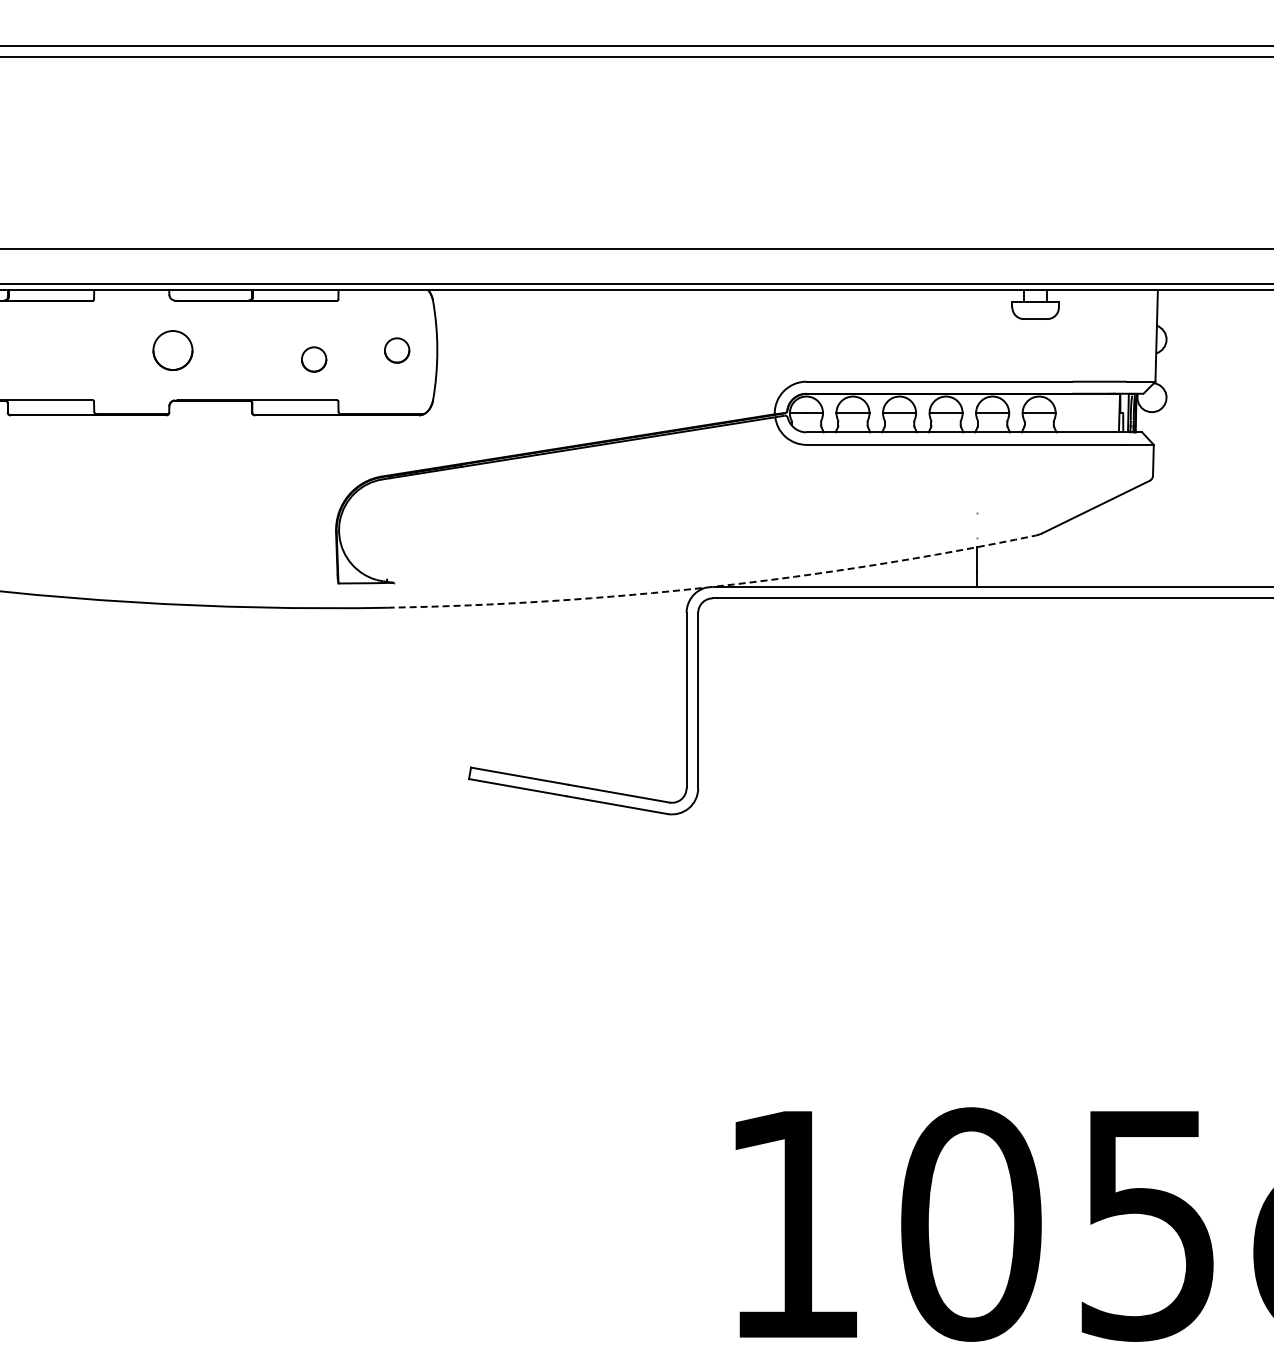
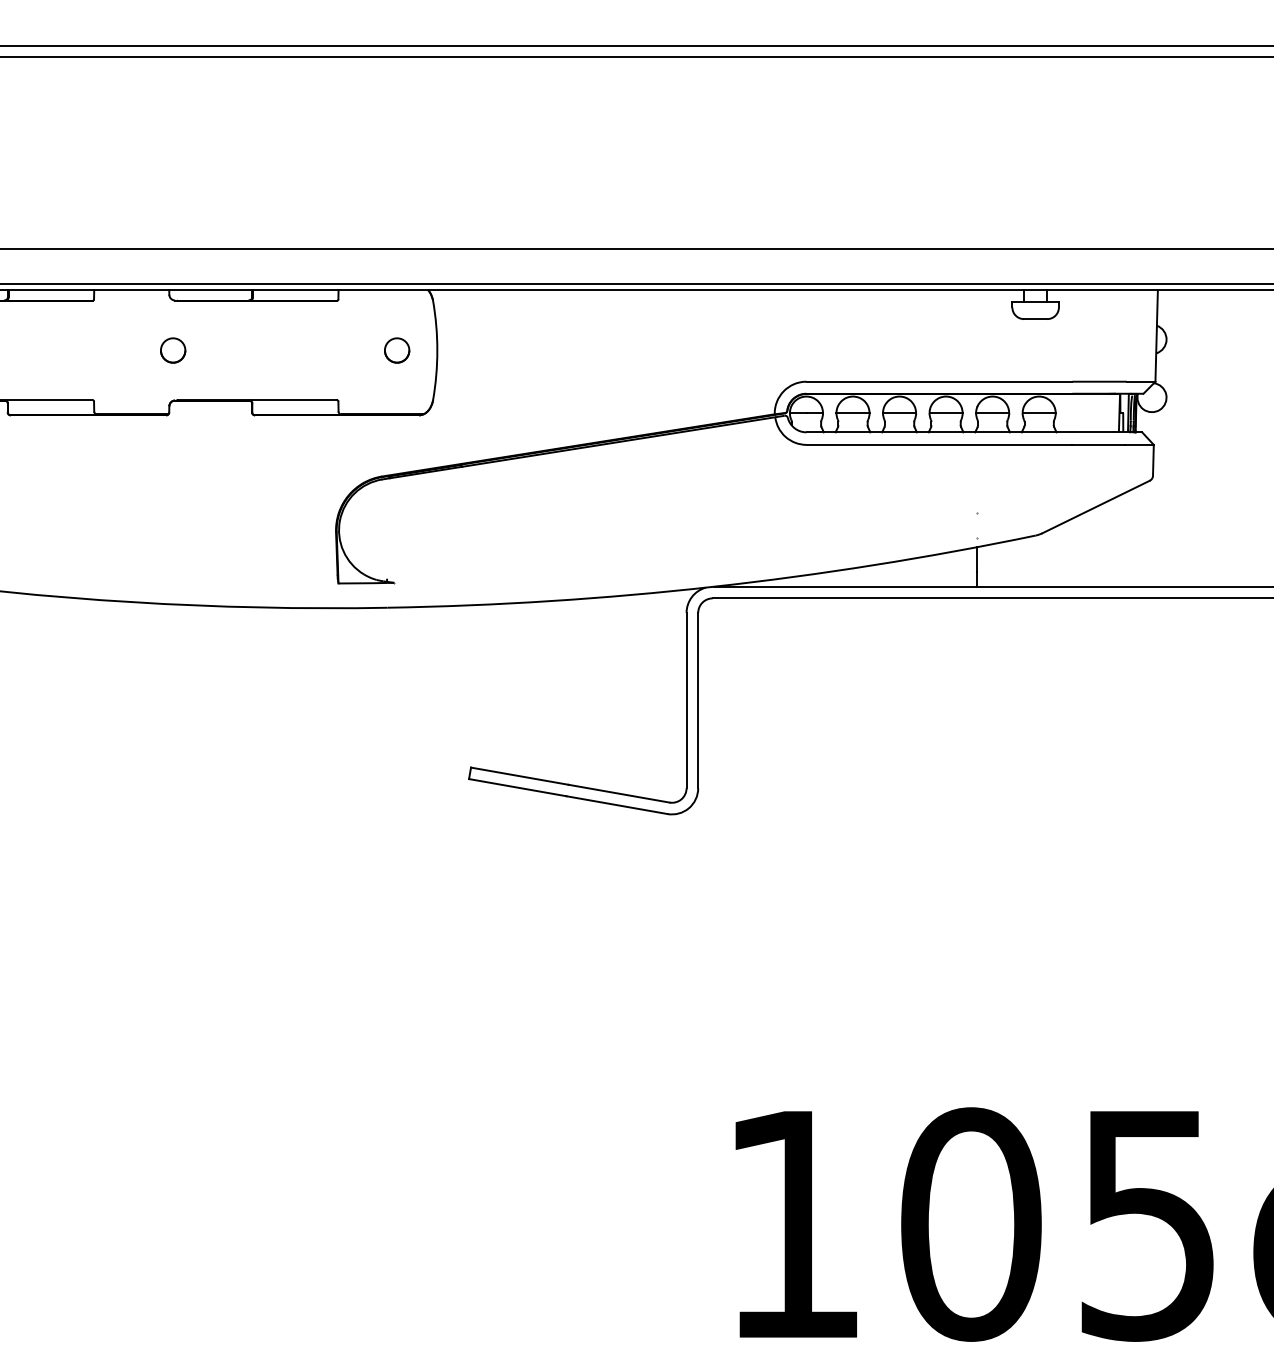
part size: 42x41 px -> 27x27 px (173, 350)
part: present -> none (314, 359)
arc: dashed -> solid (713, 586)
